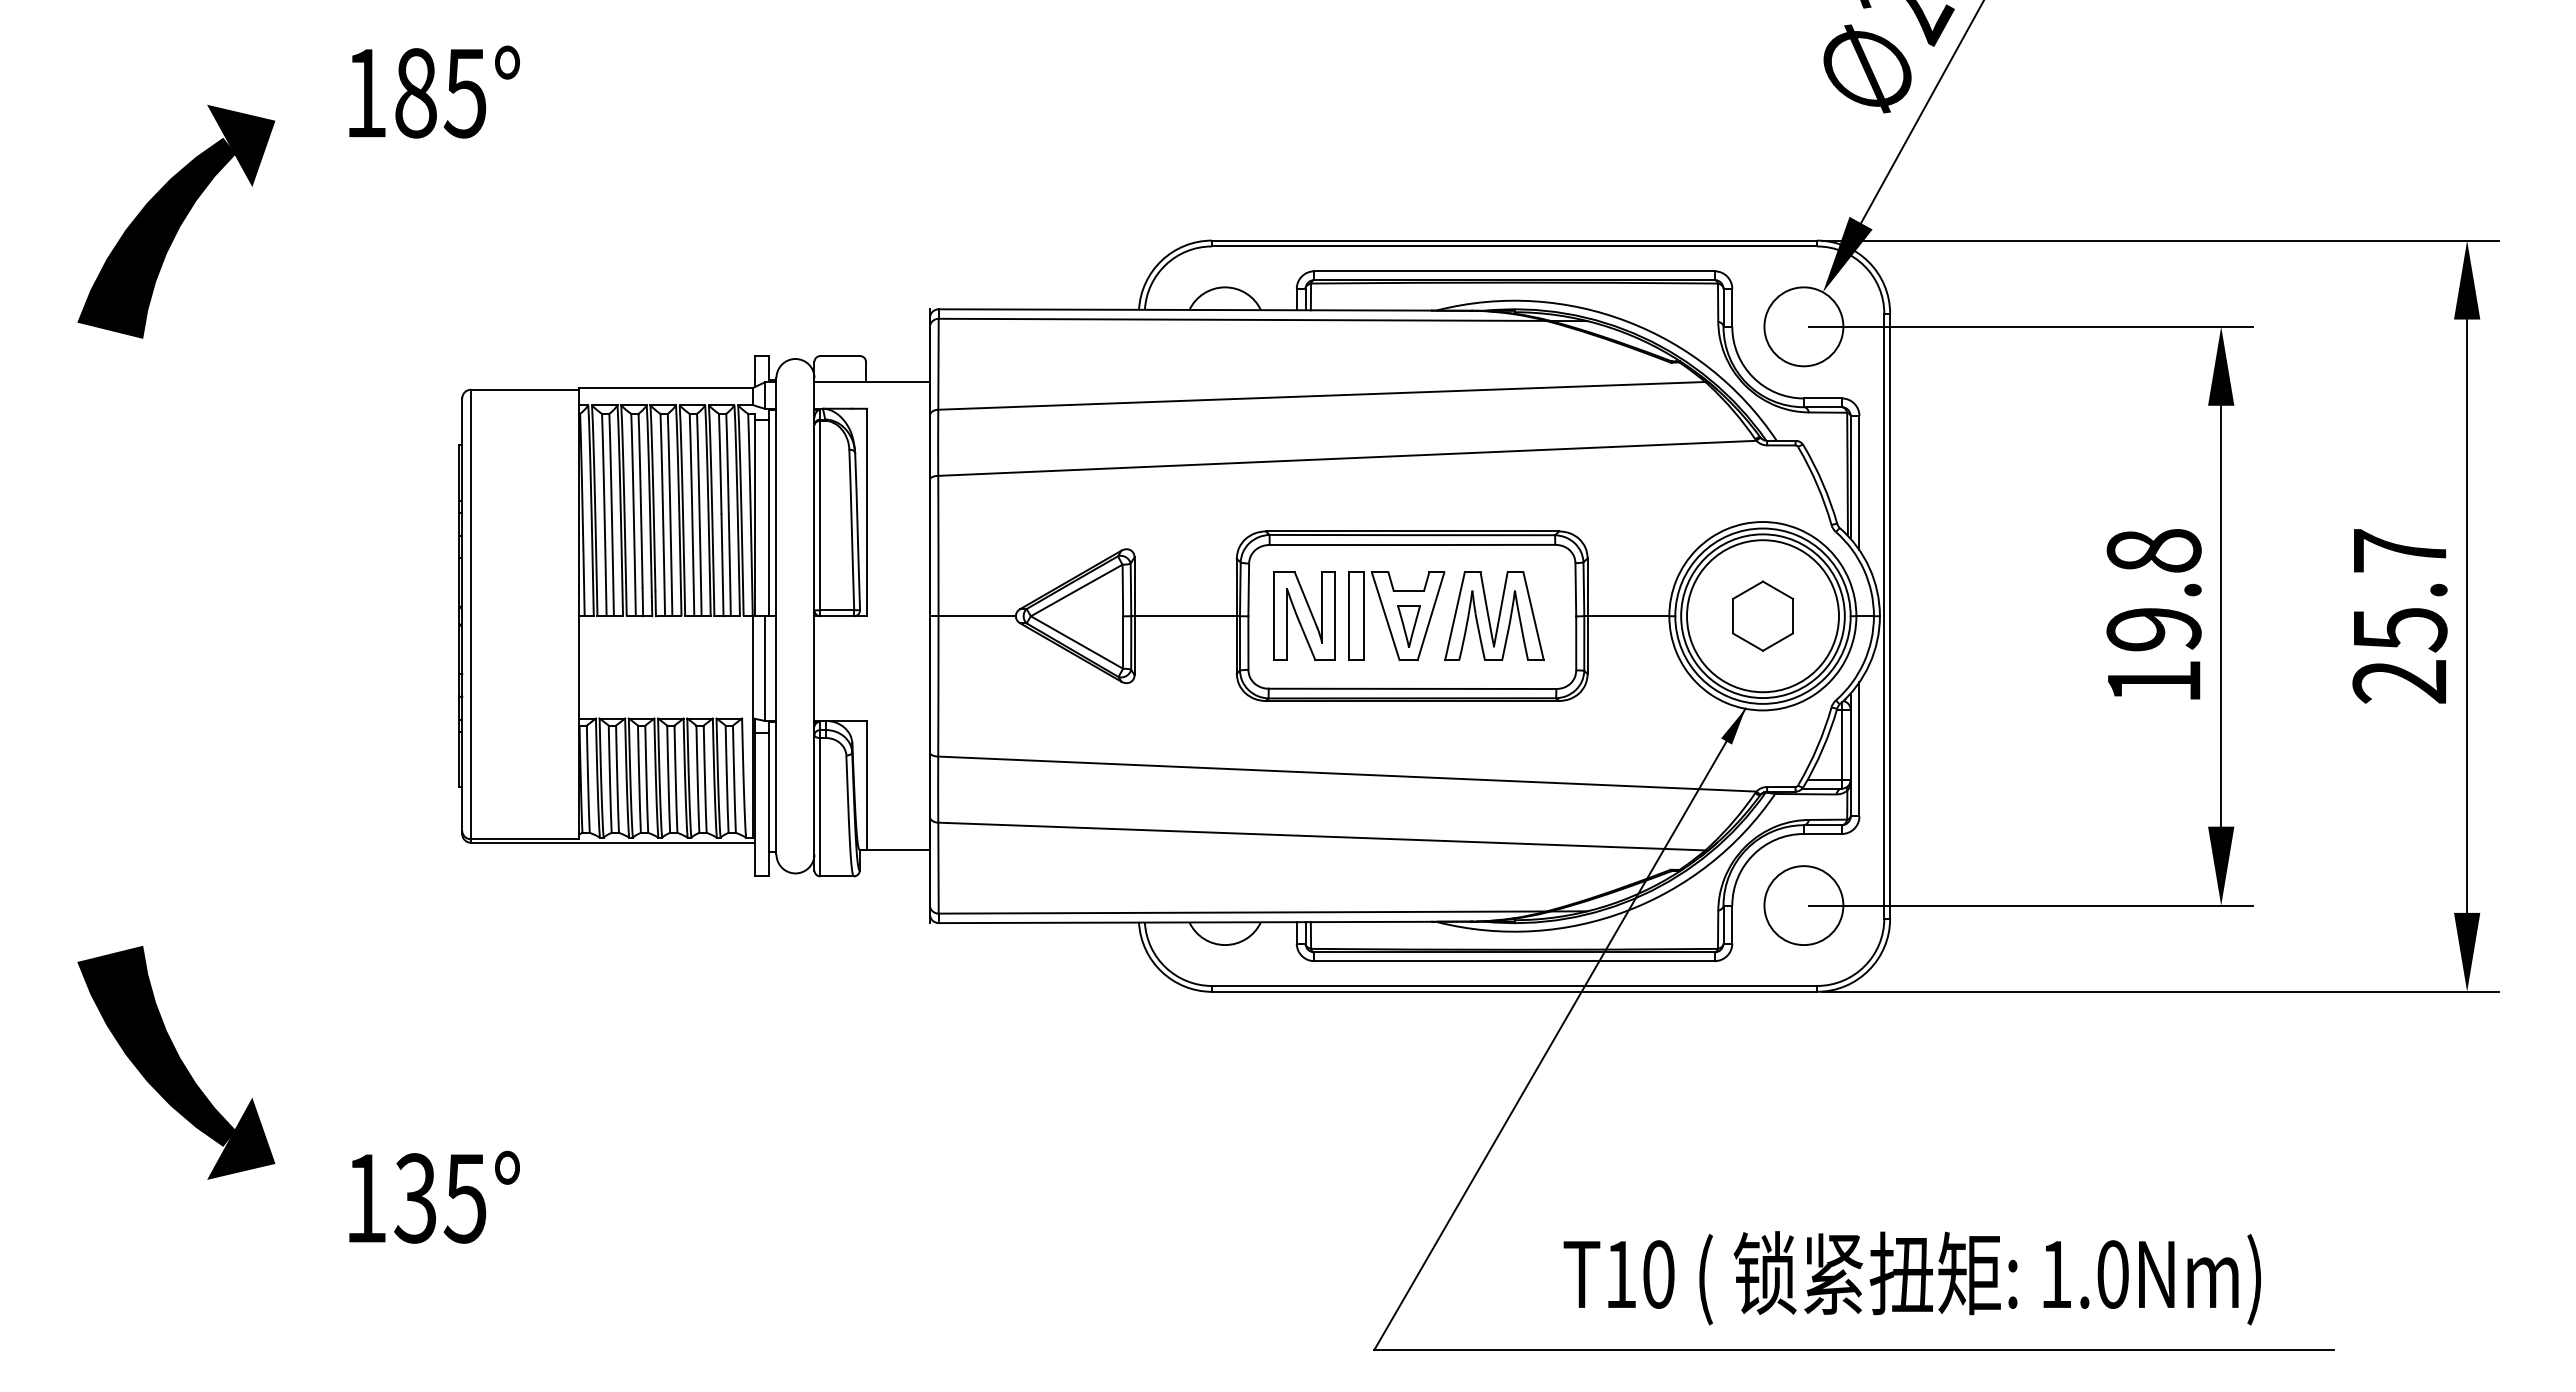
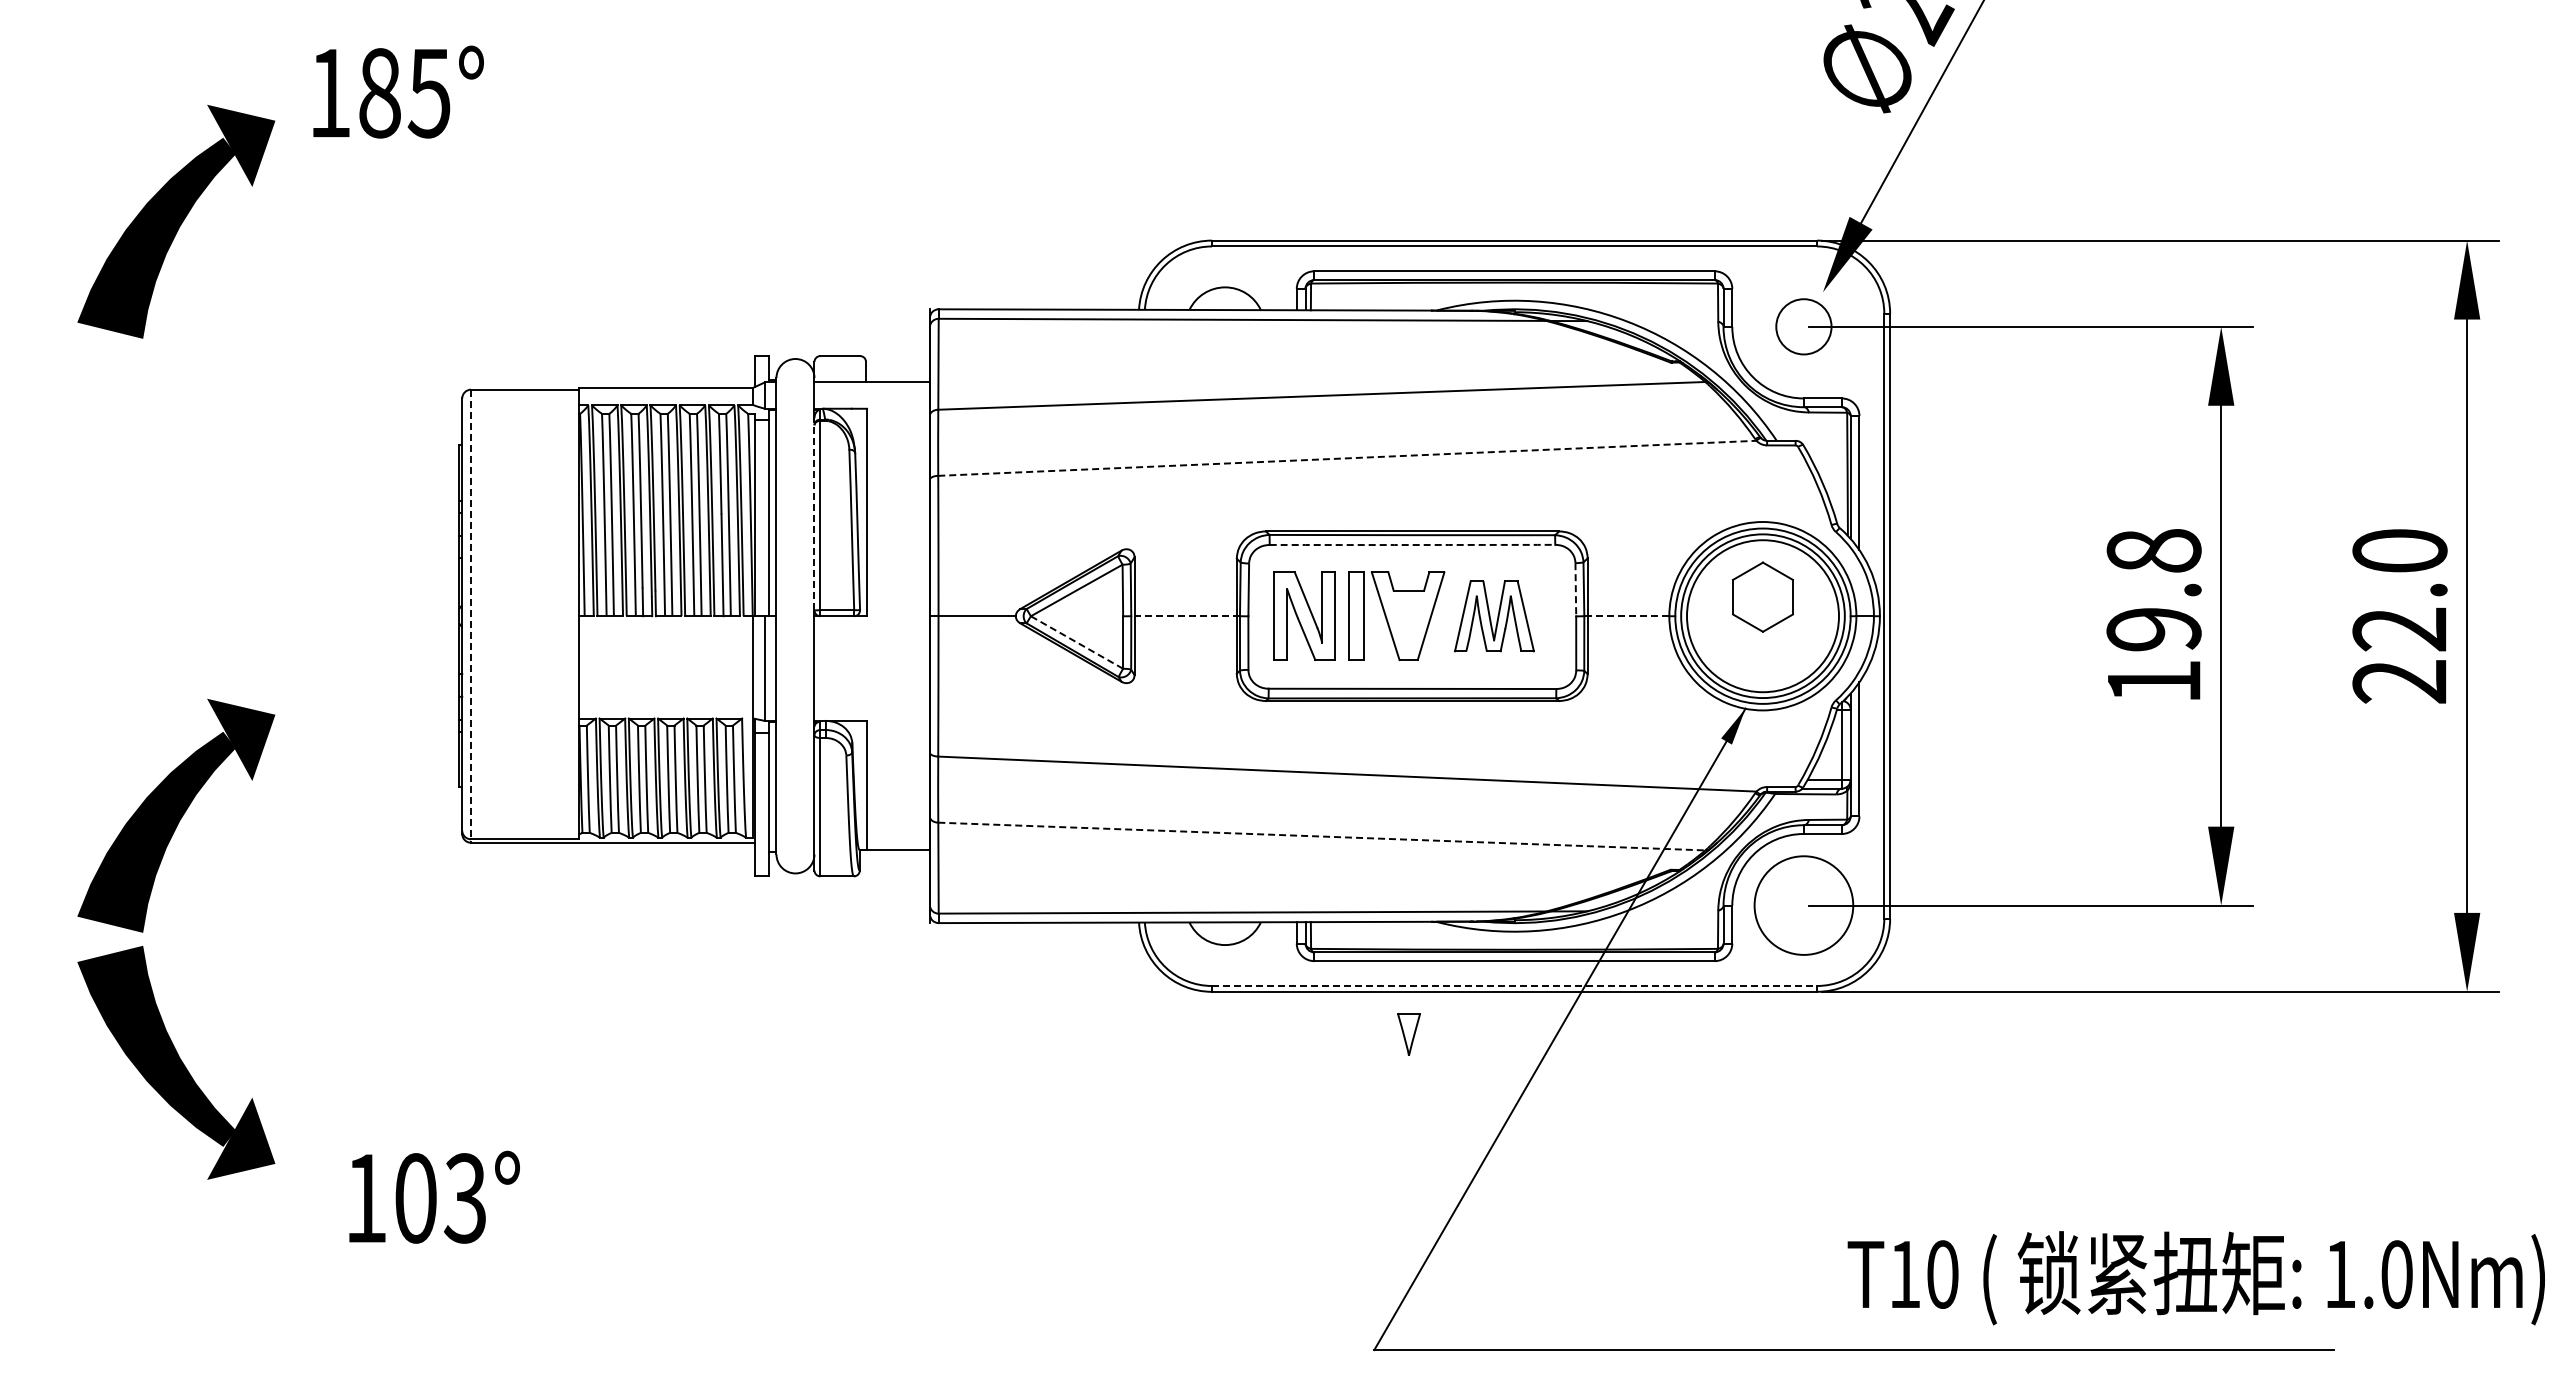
text position: (434, 91) -> (398, 91) (398, 91)
circle diameter: 79 px -> 55 px (1803, 326)
line: solid -> dashed (1347, 458)
line: solid -> dashed (814, 514)
arc: solid -> dashed (1412, 545)
line: solid -> dashed (1575, 589)
text: 25.7 -> 22.0 (2399, 590)
part size: 101x90 px -> 81x73 px (1494, 616)
part position: (1762, 615) -> (1762, 596) (1762, 596)
line: solid -> dashed (471, 616)
line: solid -> dashed (1185, 616)
line: solid -> dashed (1626, 616)
part position: (1408, 626) -> (1408, 1034) (1408, 1034)
line: solid -> dashed (1076, 642)
curve: none -> present (176, 815)
line: solid -> dashed (1321, 836)
circle diameter: 79 px -> 99 px (1803, 905)
line: solid -> dashed (1514, 985)
text: 135° -> 103° (440, 1198)
text position: (1911, 1278) -> (2195, 1278) (2195, 1278)
